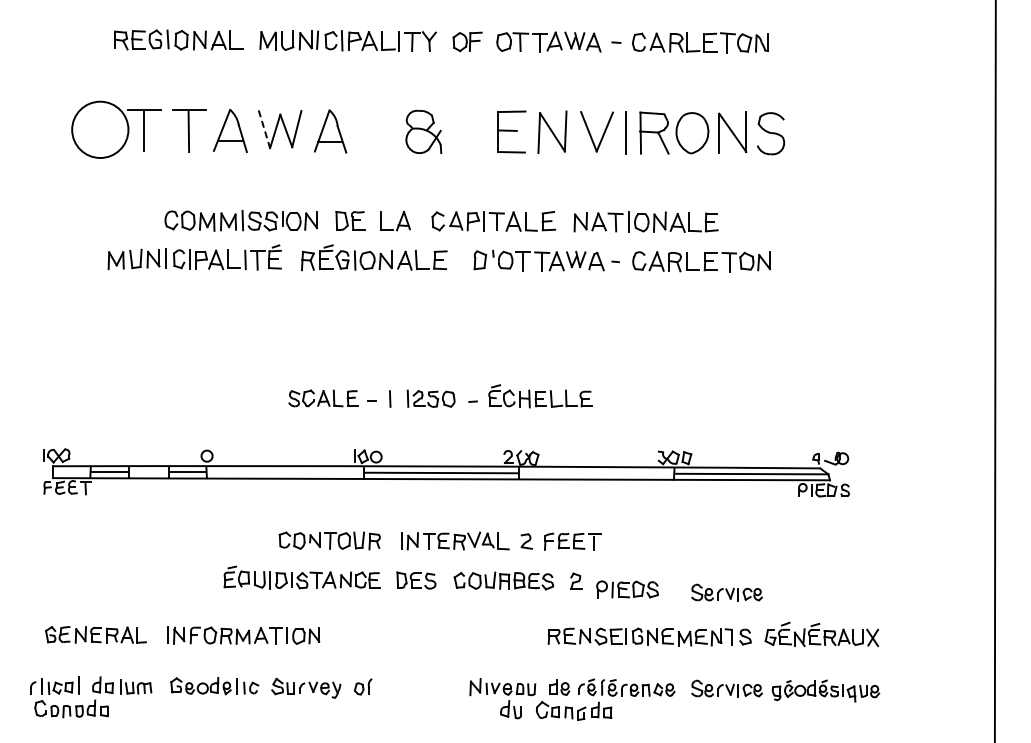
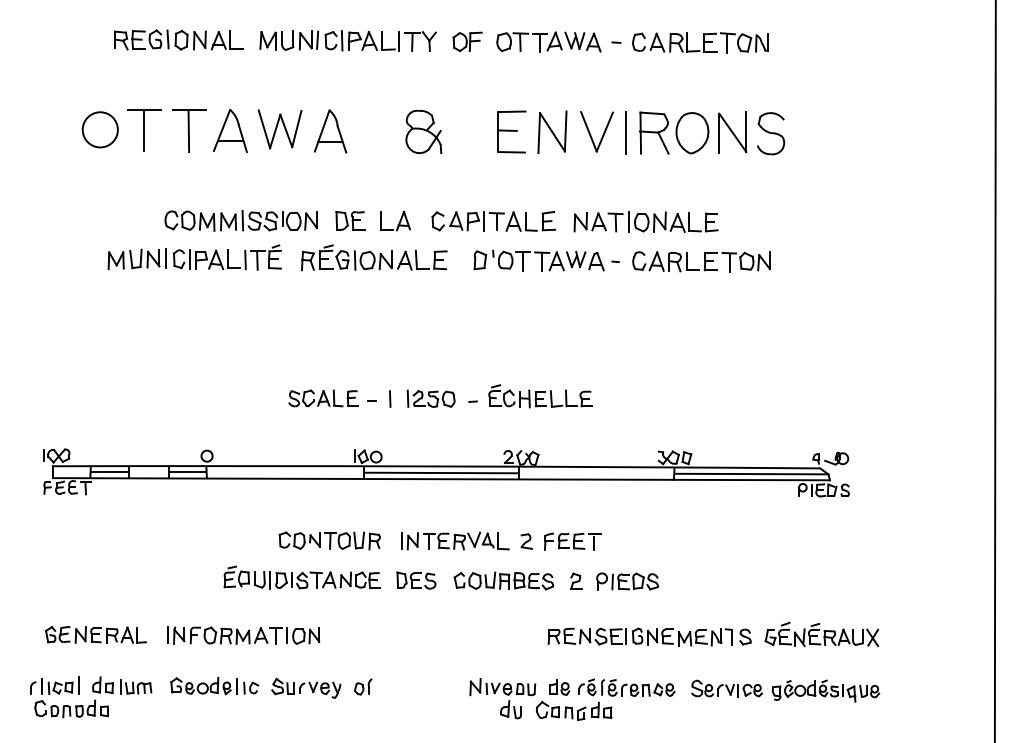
circle diameter: 56 px -> 35 px (99, 129)
line: dashed -> solid (264, 129)
part position: (627, 589) -> (627, 581) (627, 581)
part: present -> none (726, 592)
